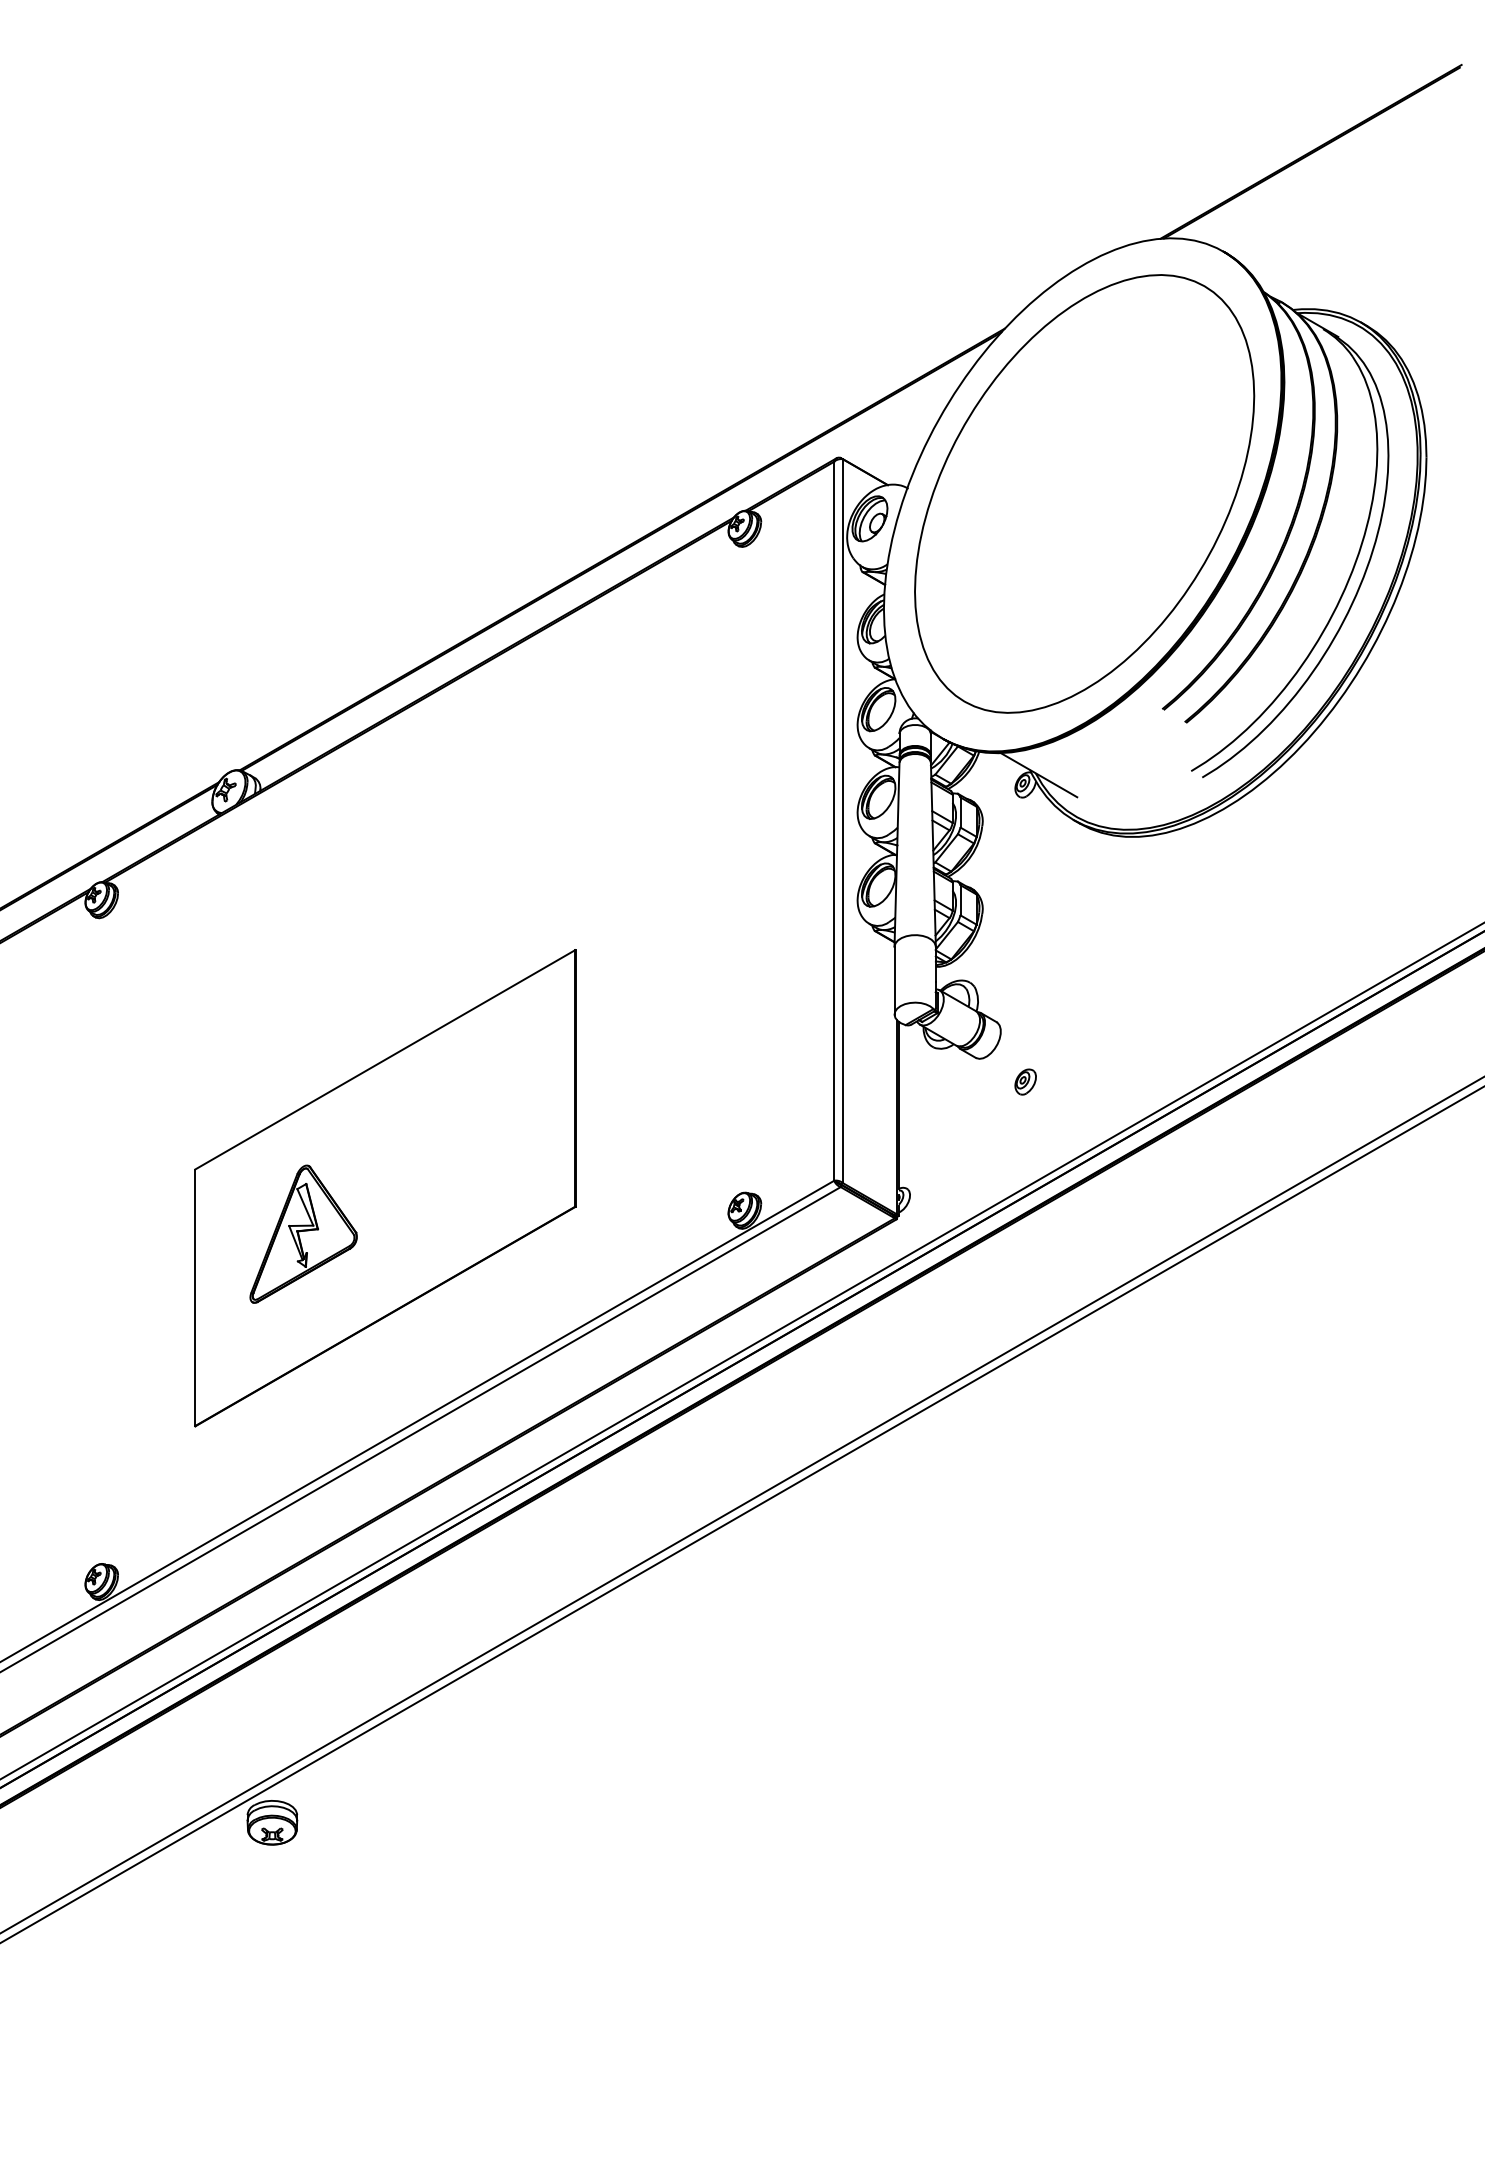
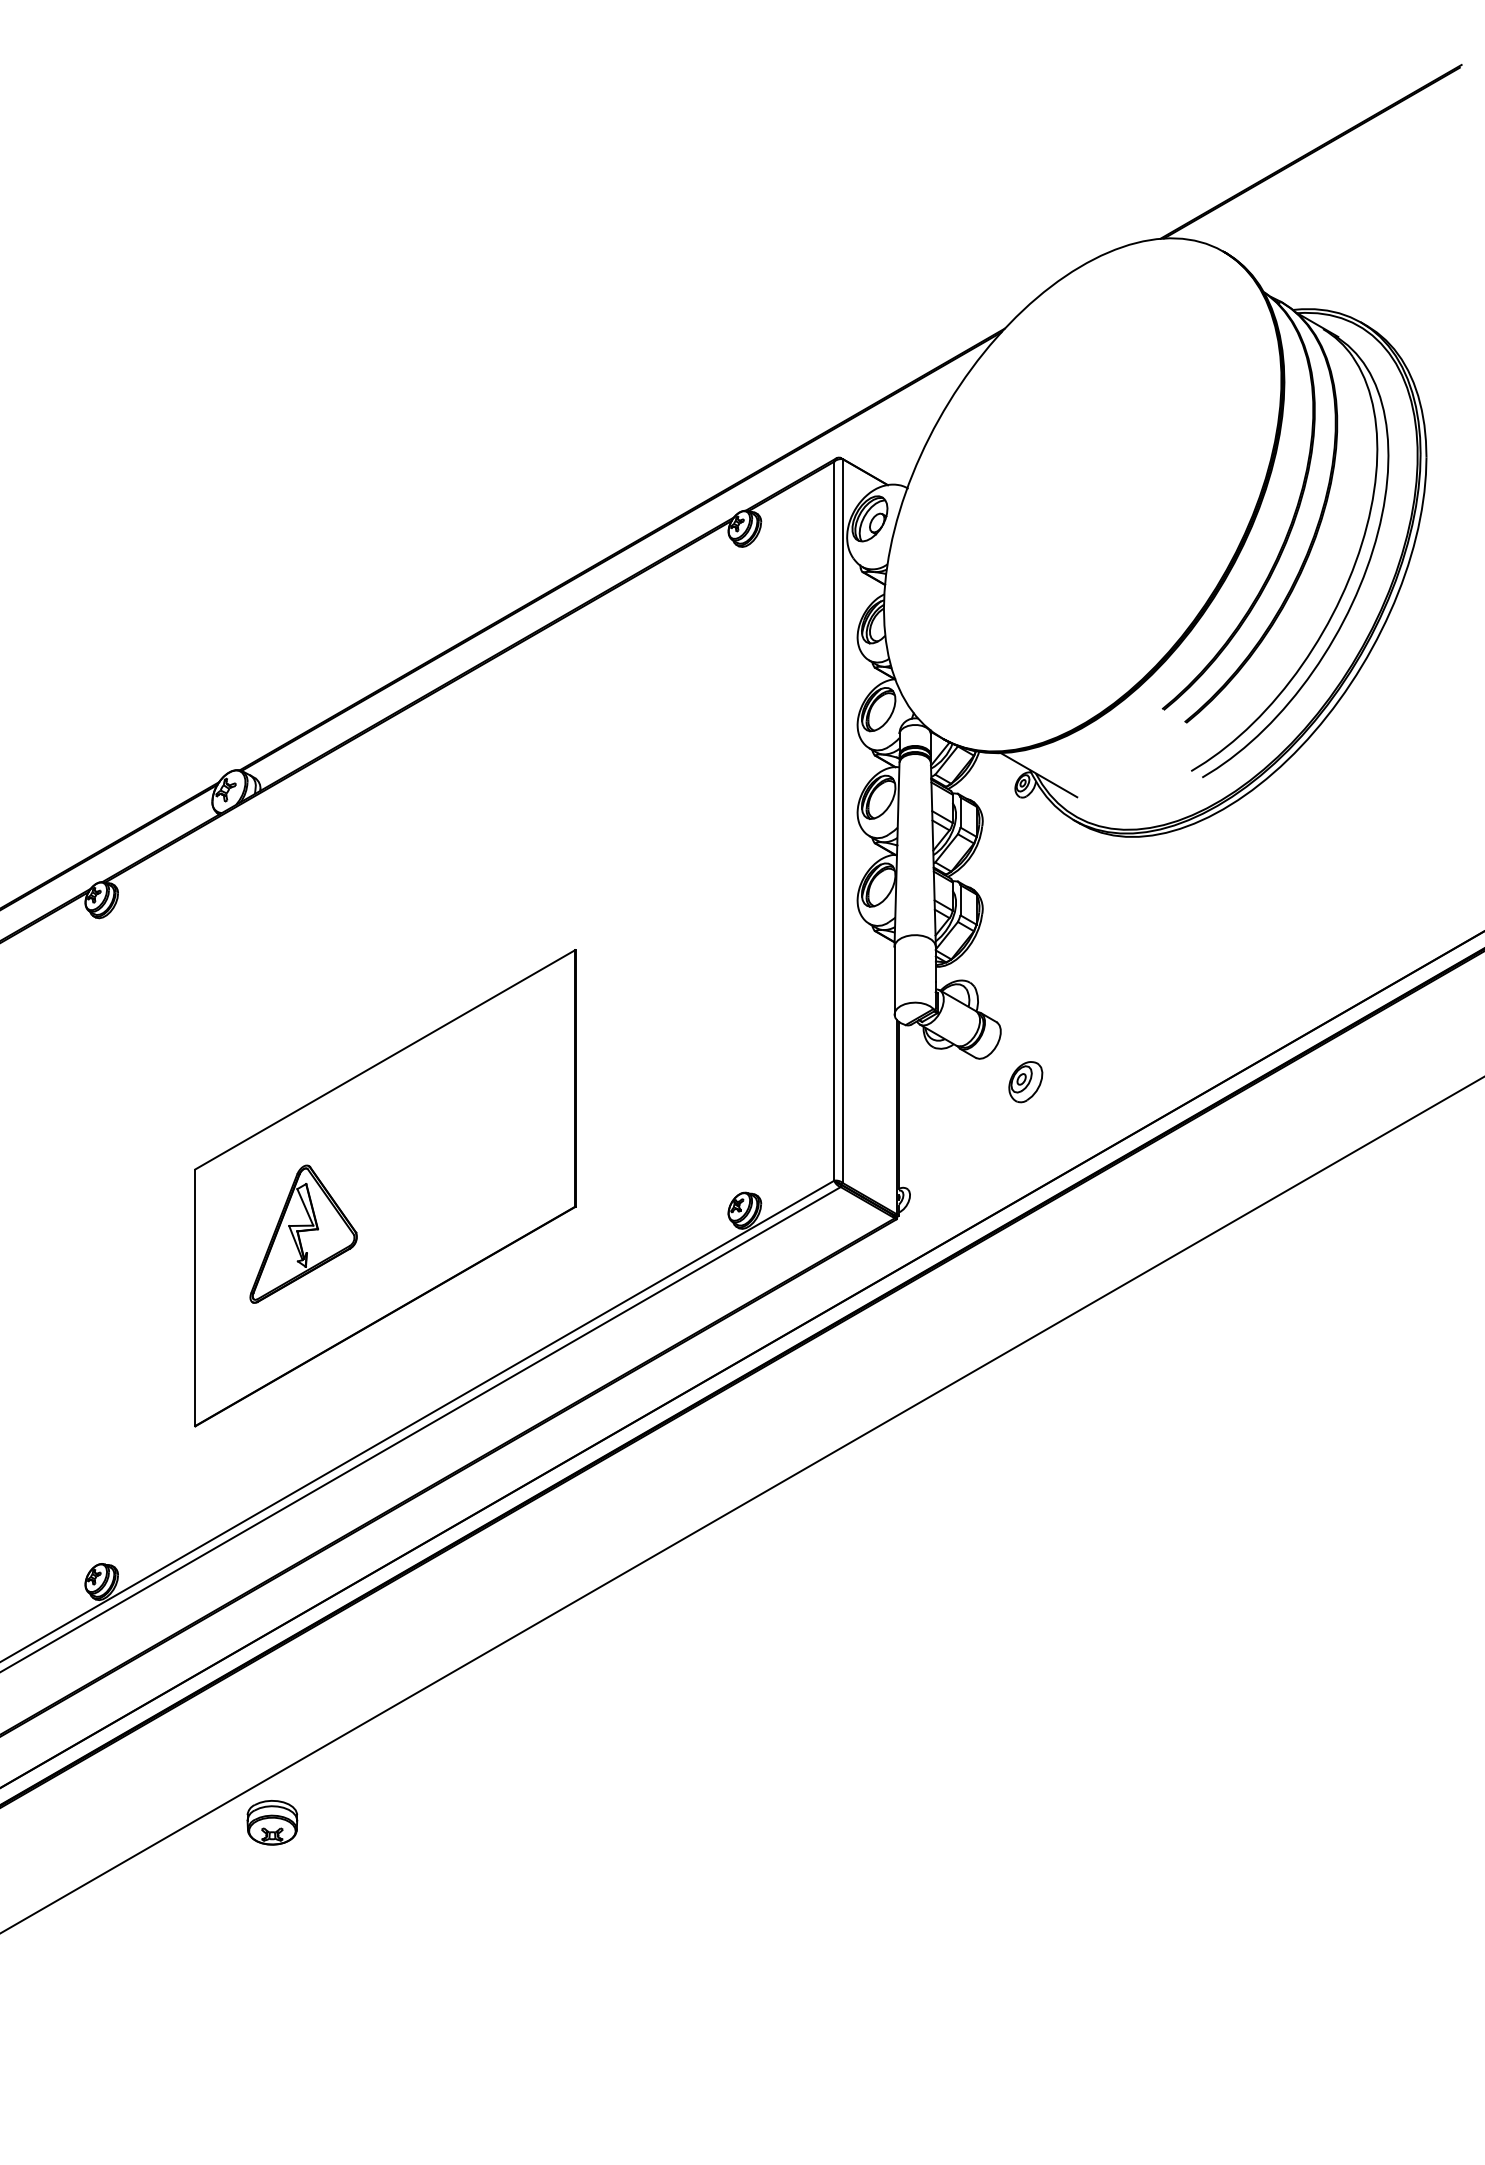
part: present -> none (1084, 493)
part size: 23x28 px -> 36x43 px (1025, 1082)
line: present -> none (741, 1351)
line: present -> none (741, 1514)
